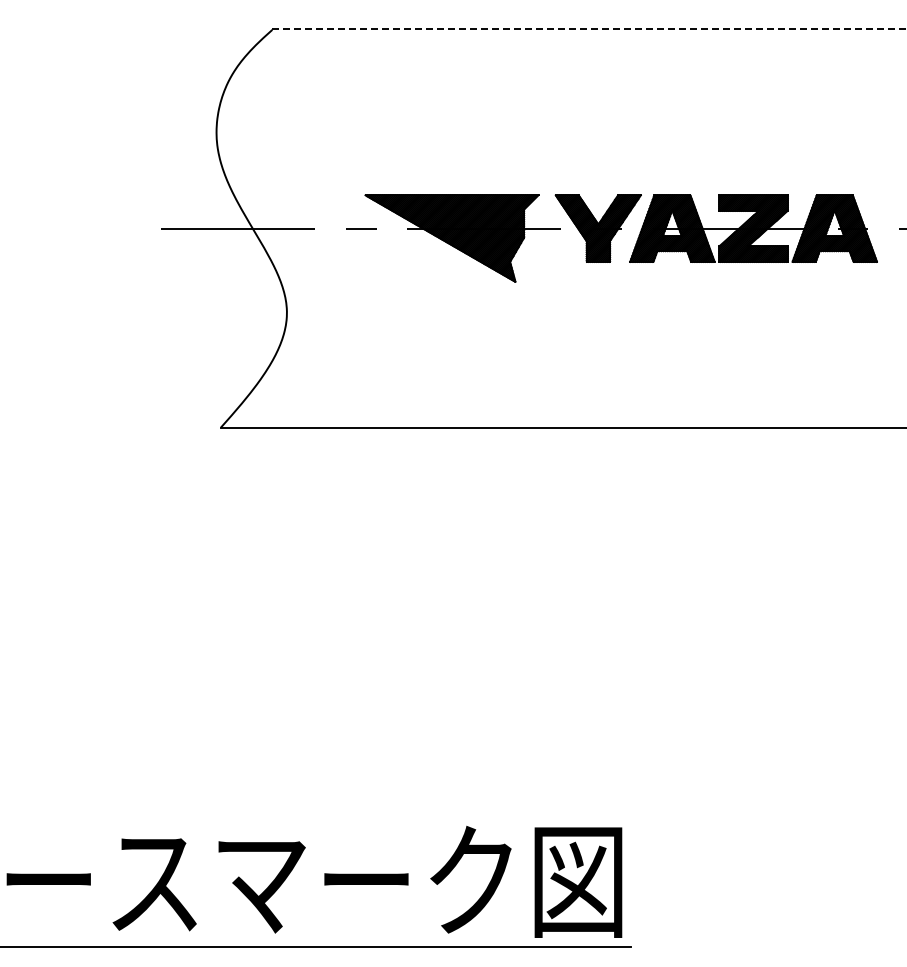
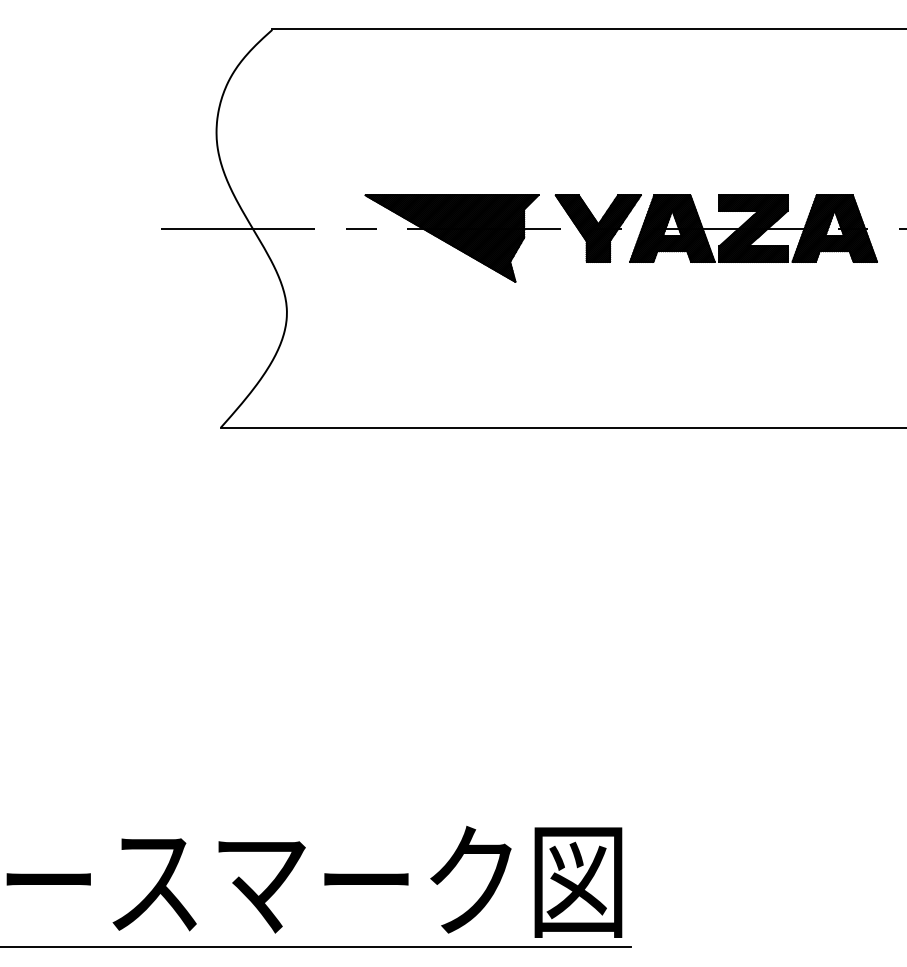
line: dashed -> solid (589, 29)
